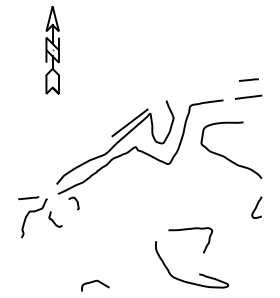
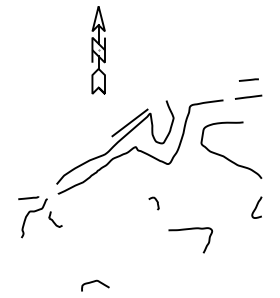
part position: (52, 50) -> (98, 50) (98, 50)
curve position: (76, 202) -> (156, 202) (156, 202)
curve: present -> none (199, 273)
